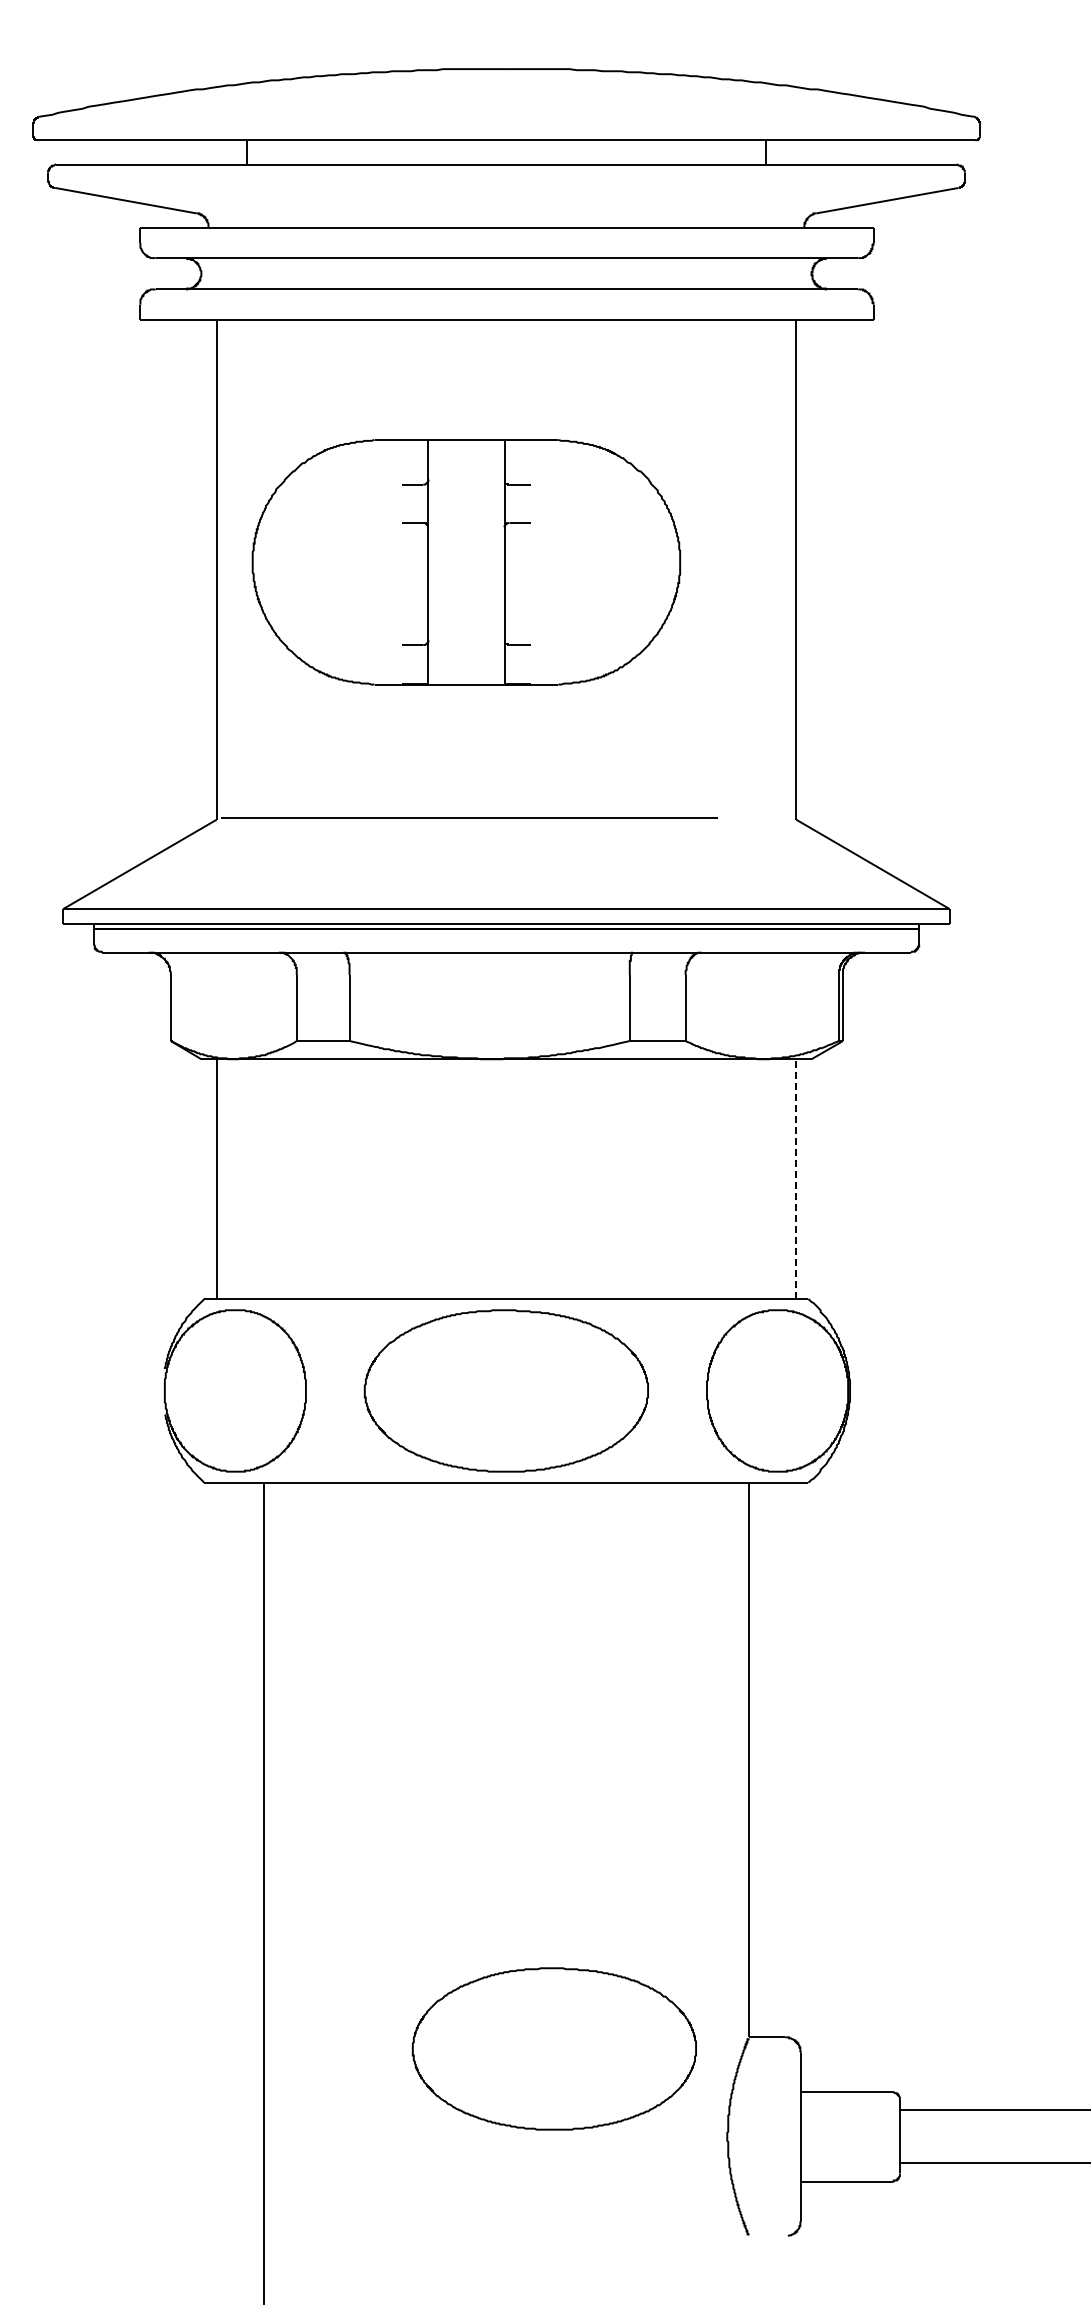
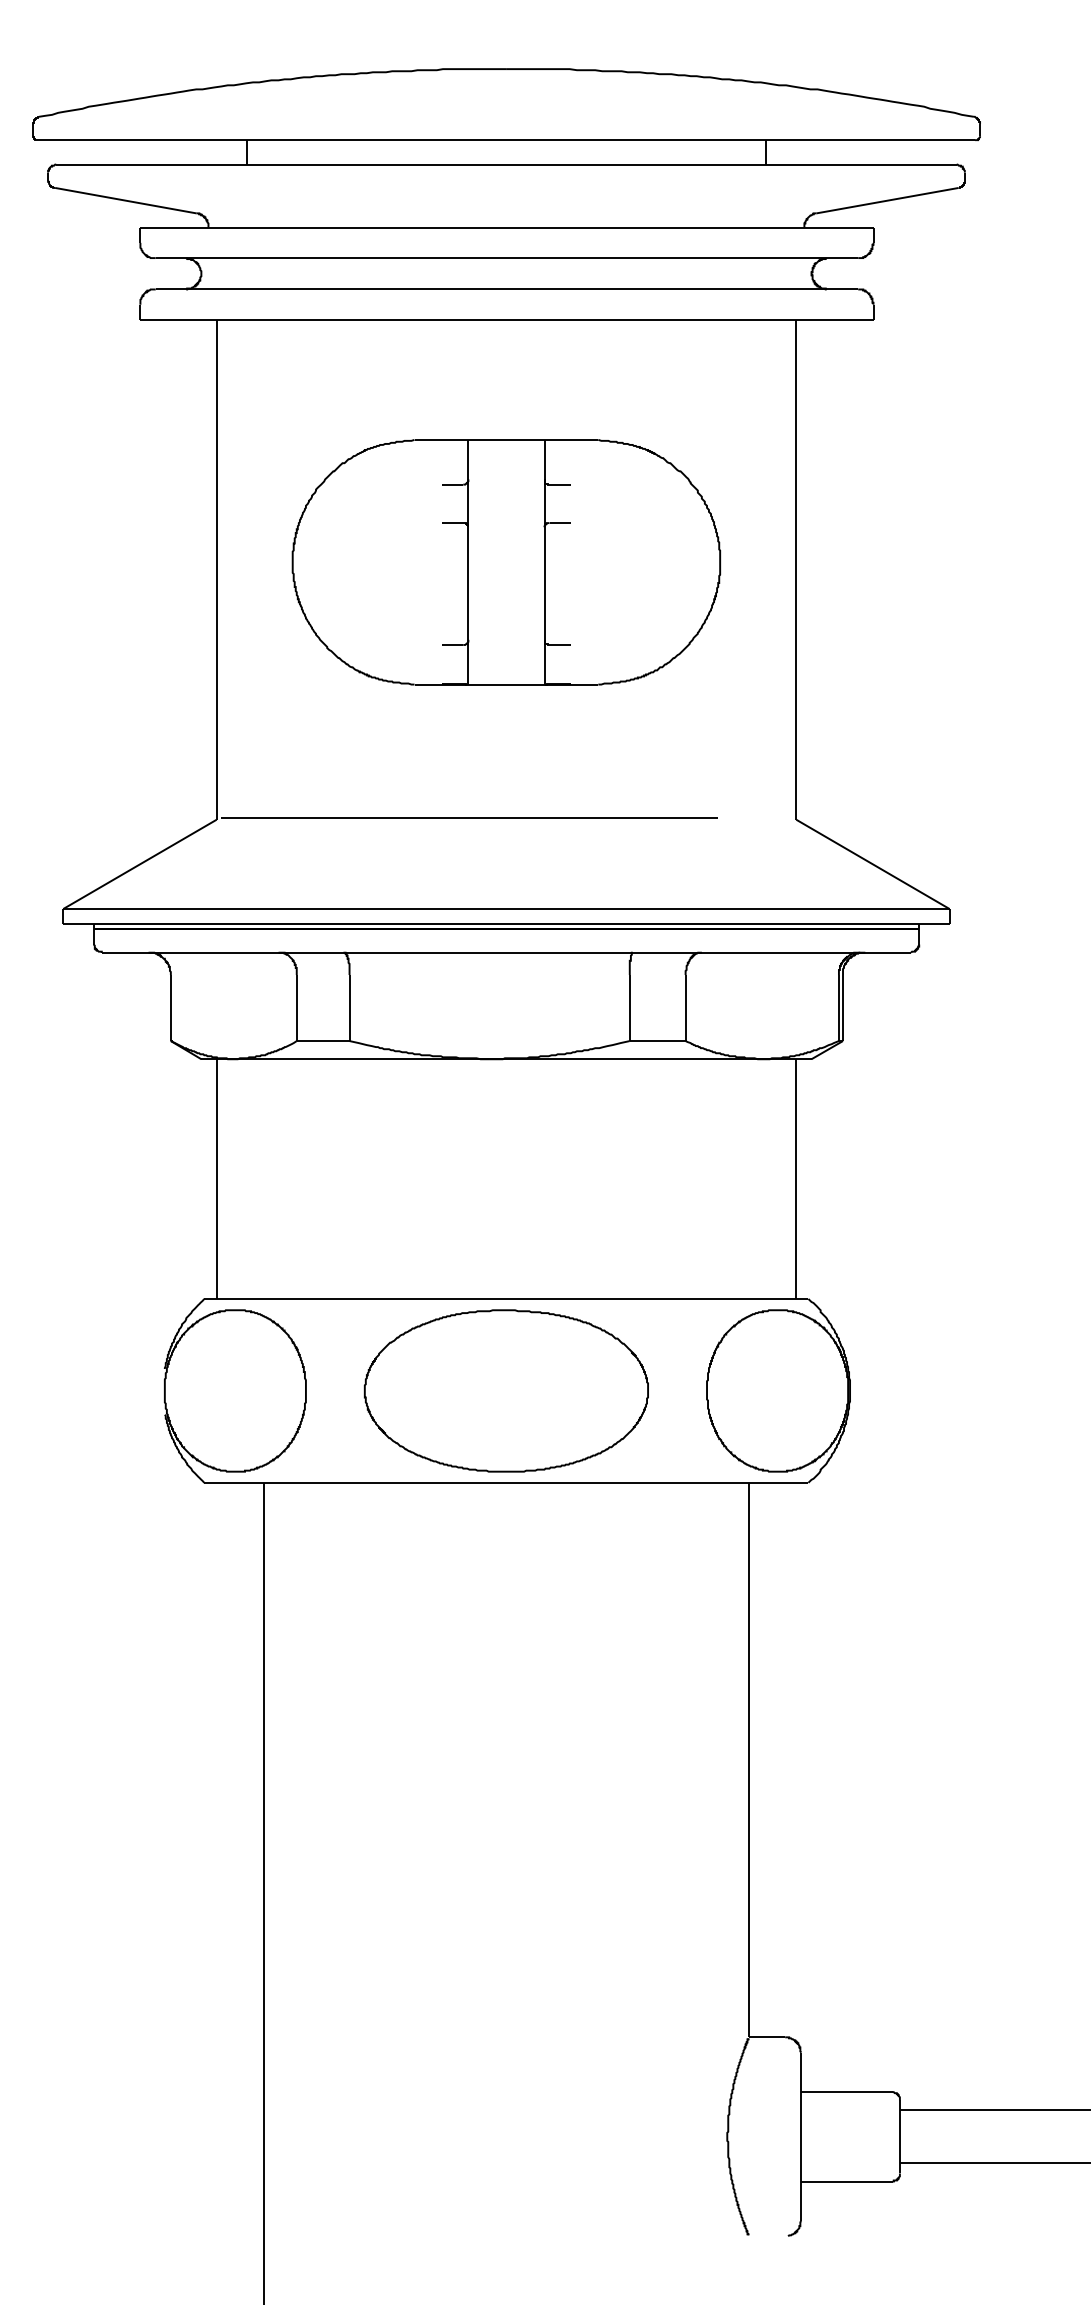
part position: (466, 562) -> (506, 562) (506, 562)
line: dashed -> solid (796, 1179)
part: present -> none (553, 2048)
